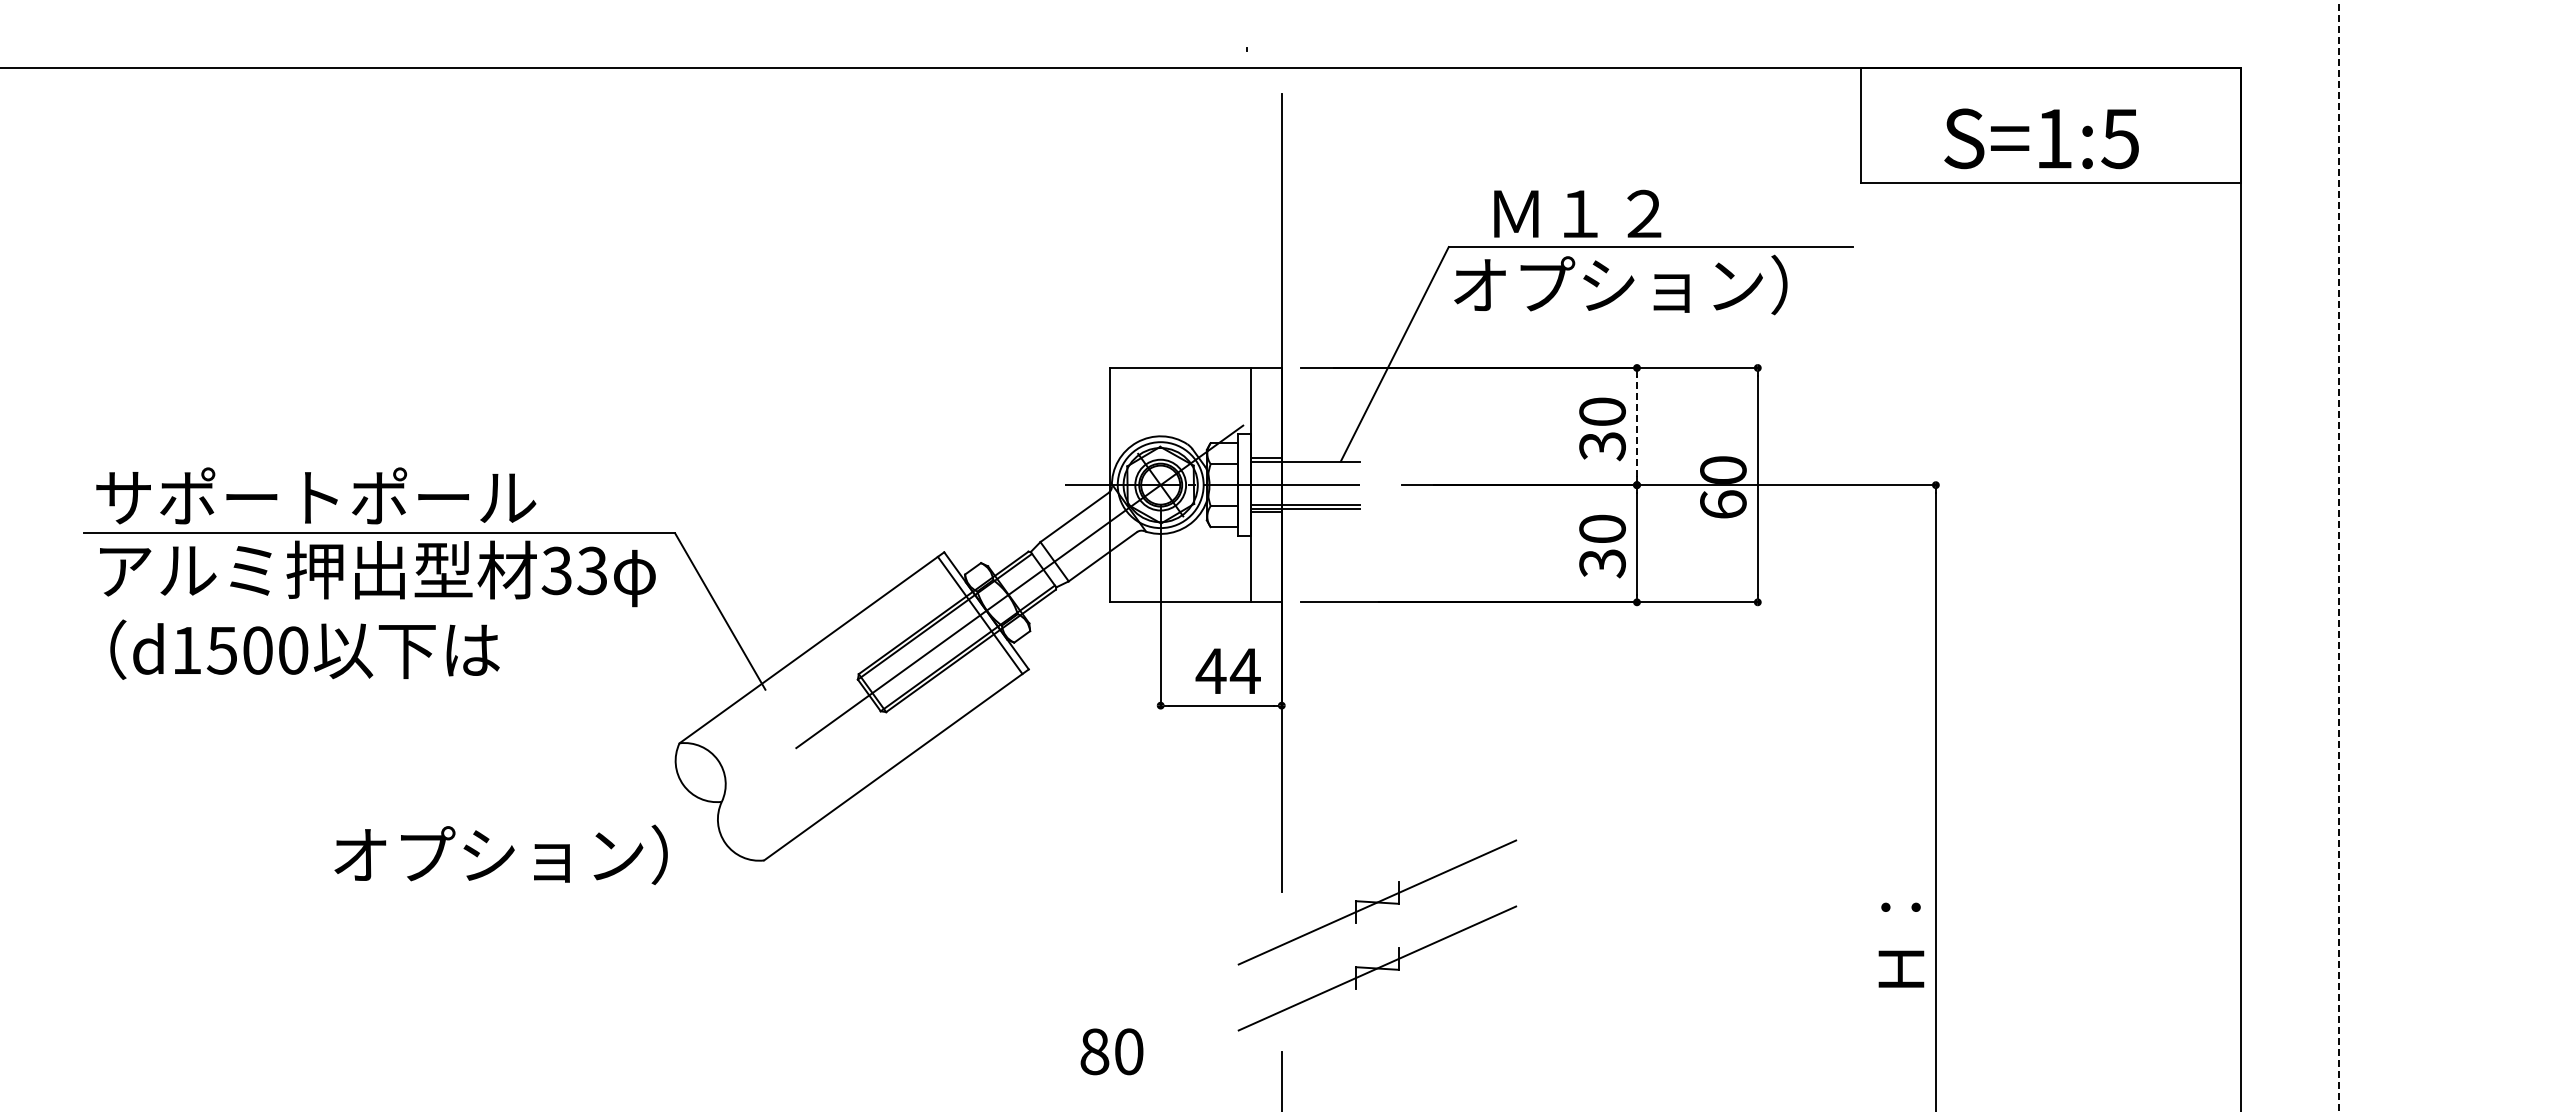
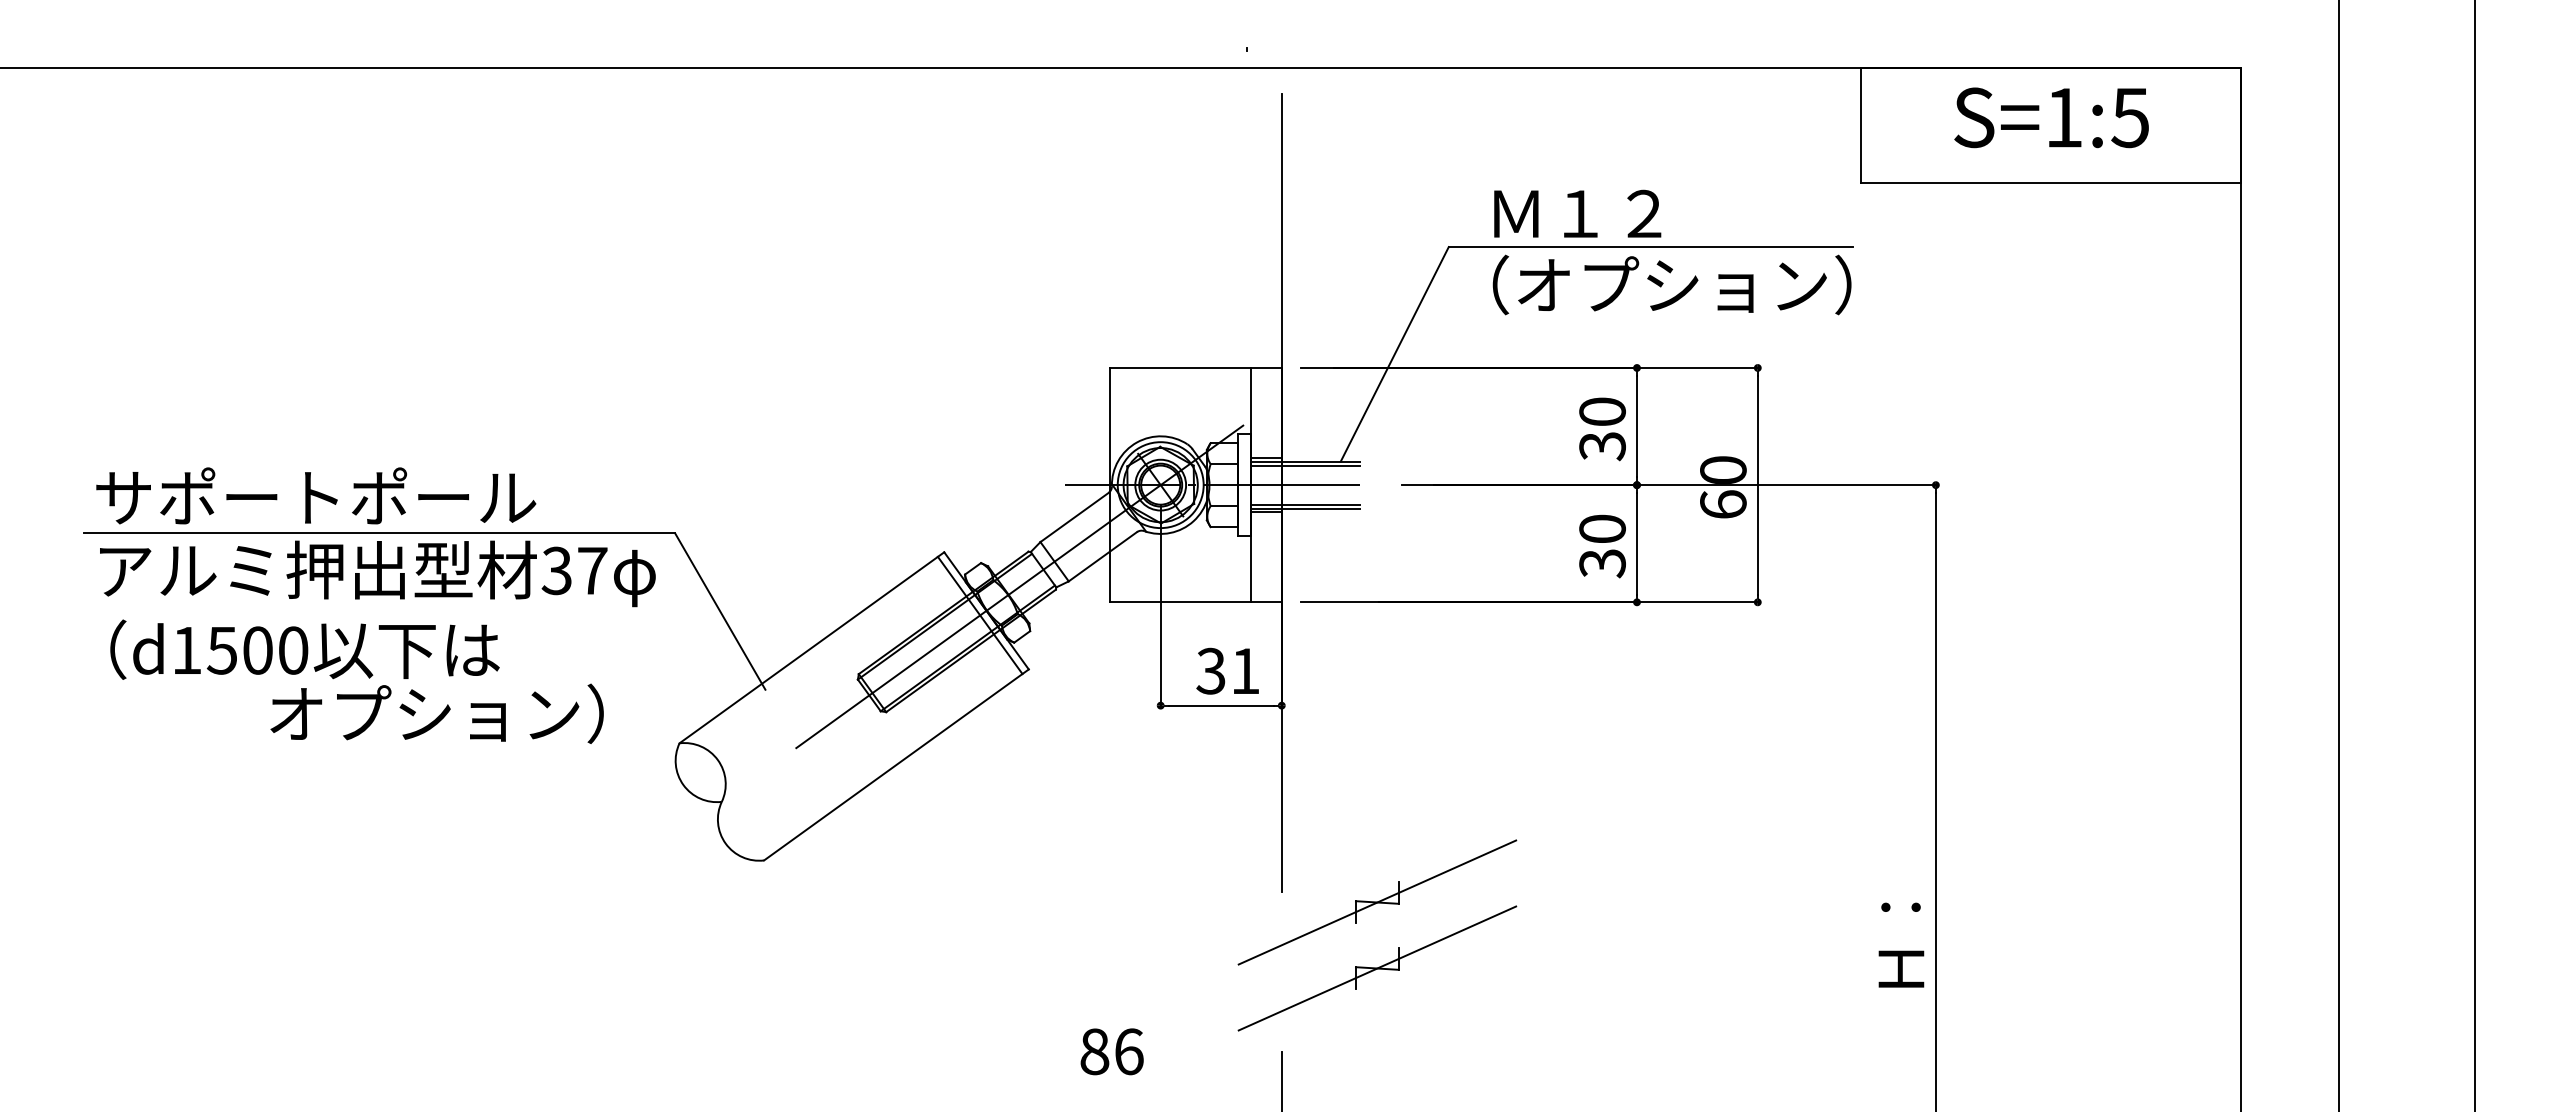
text position: (2041, 138) -> (2051, 117) (2051, 117)
text: オプション） -> （オプション） (1652, 284)
line: dashed -> solid (1636, 426)
line: none -> present (1304, 465)
line: dashed -> solid (2338, 555)
line: none -> present (2475, 555)
text: 33 -> 37 (592, 570)
text: 44 -> 31 (1227, 670)
text position: (500, 854) -> (436, 713) (436, 713)
text: 80 -> 86 (1129, 1051)
